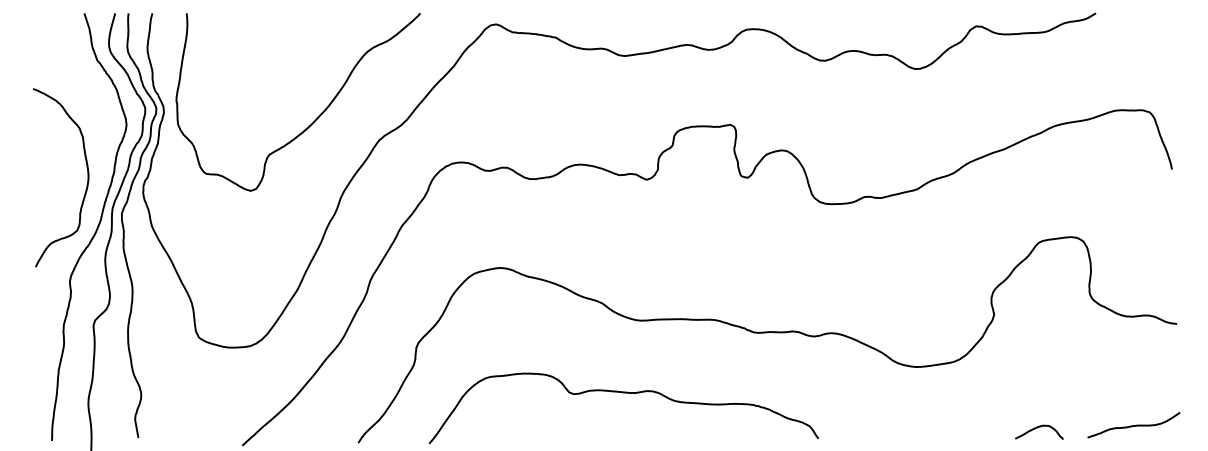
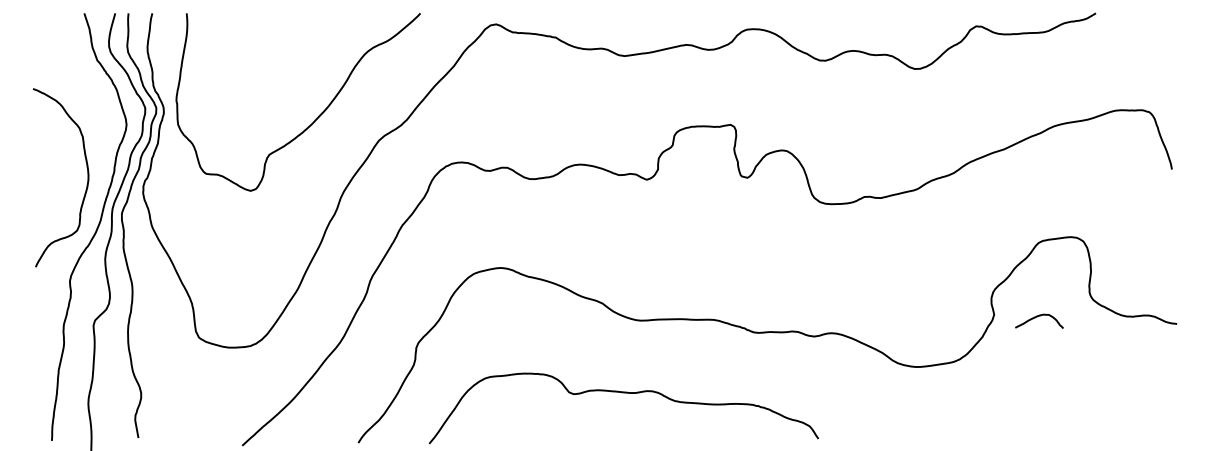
curve: present -> none (1133, 425)
curve position: (1037, 428) -> (1037, 317) (1037, 317)
